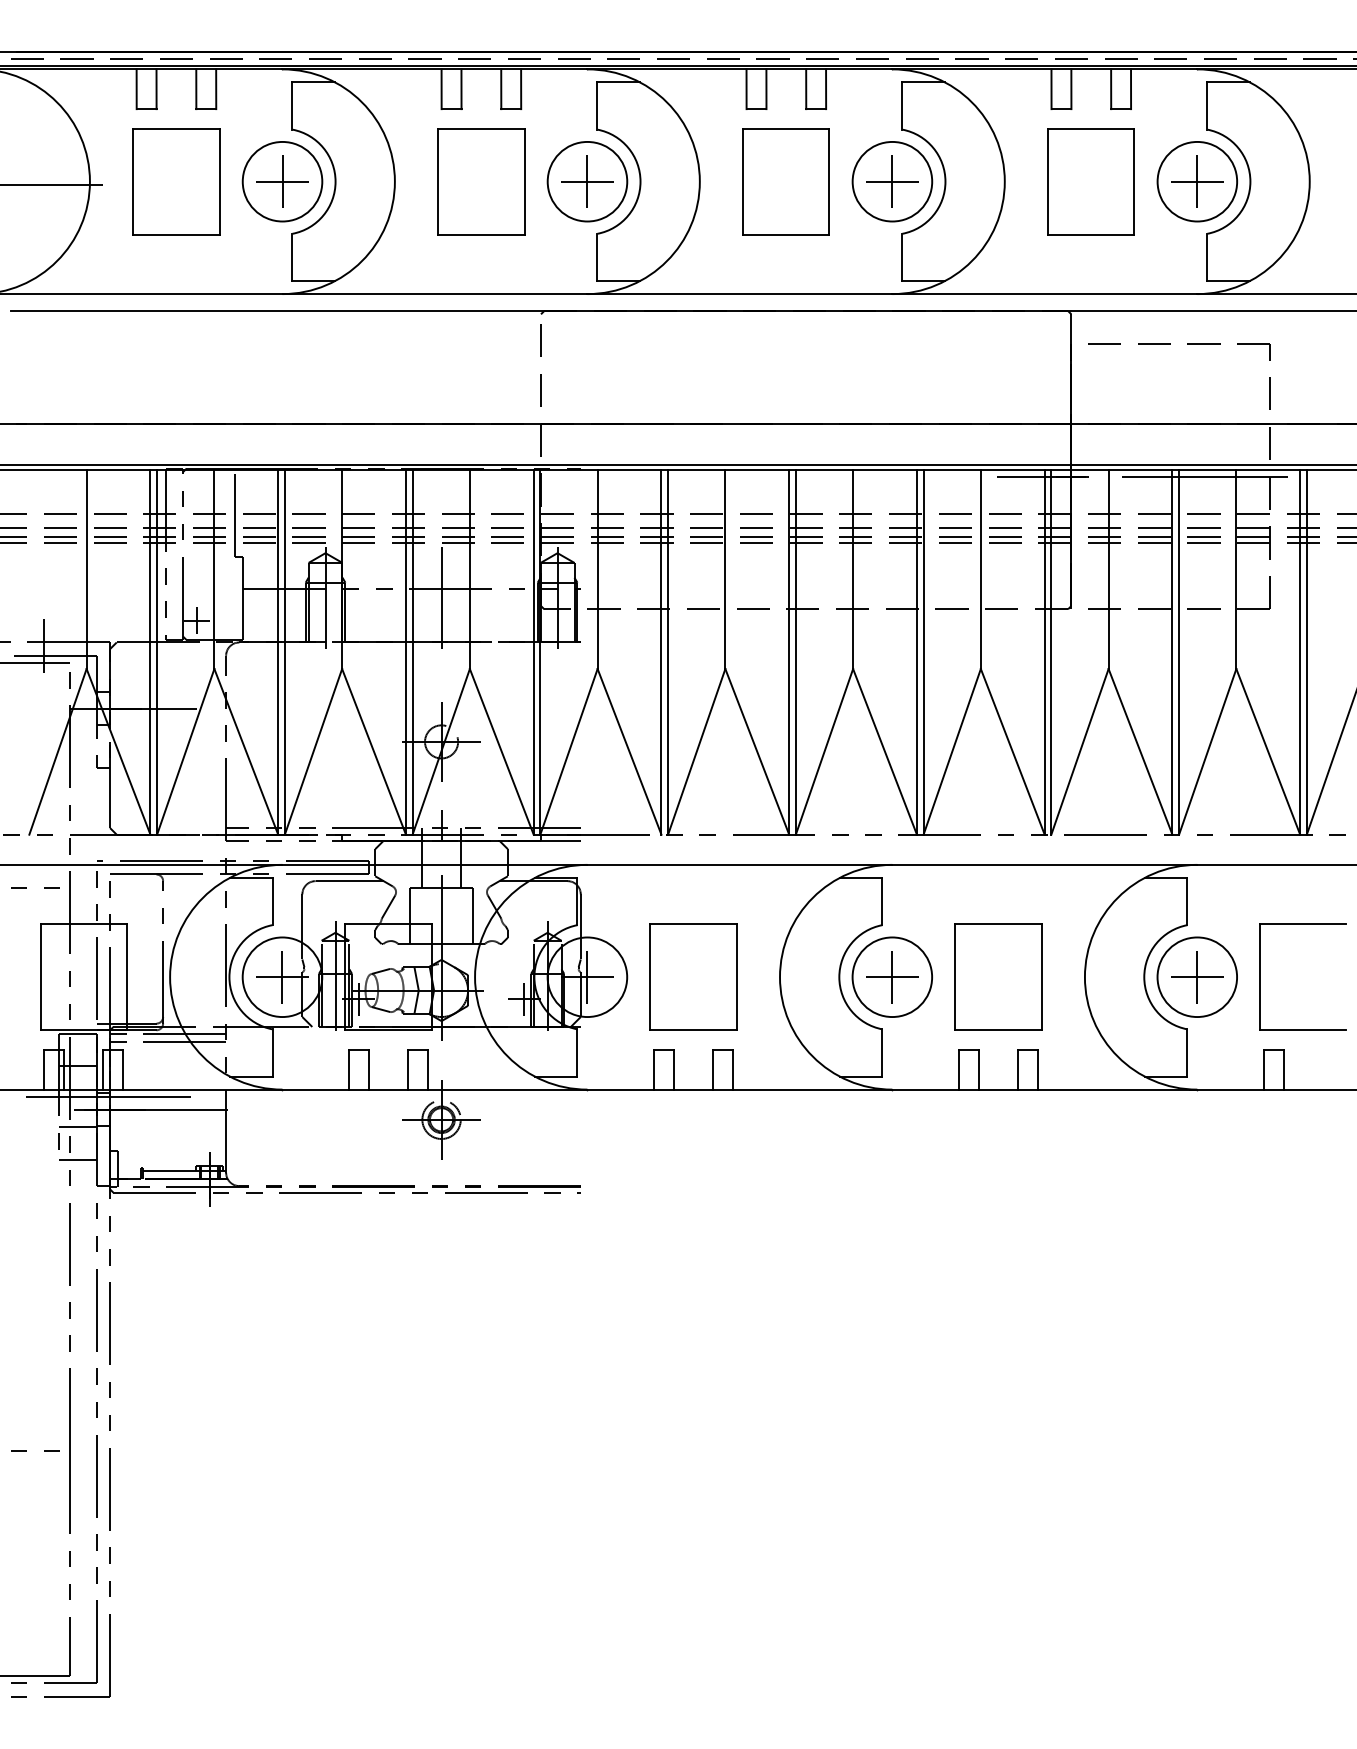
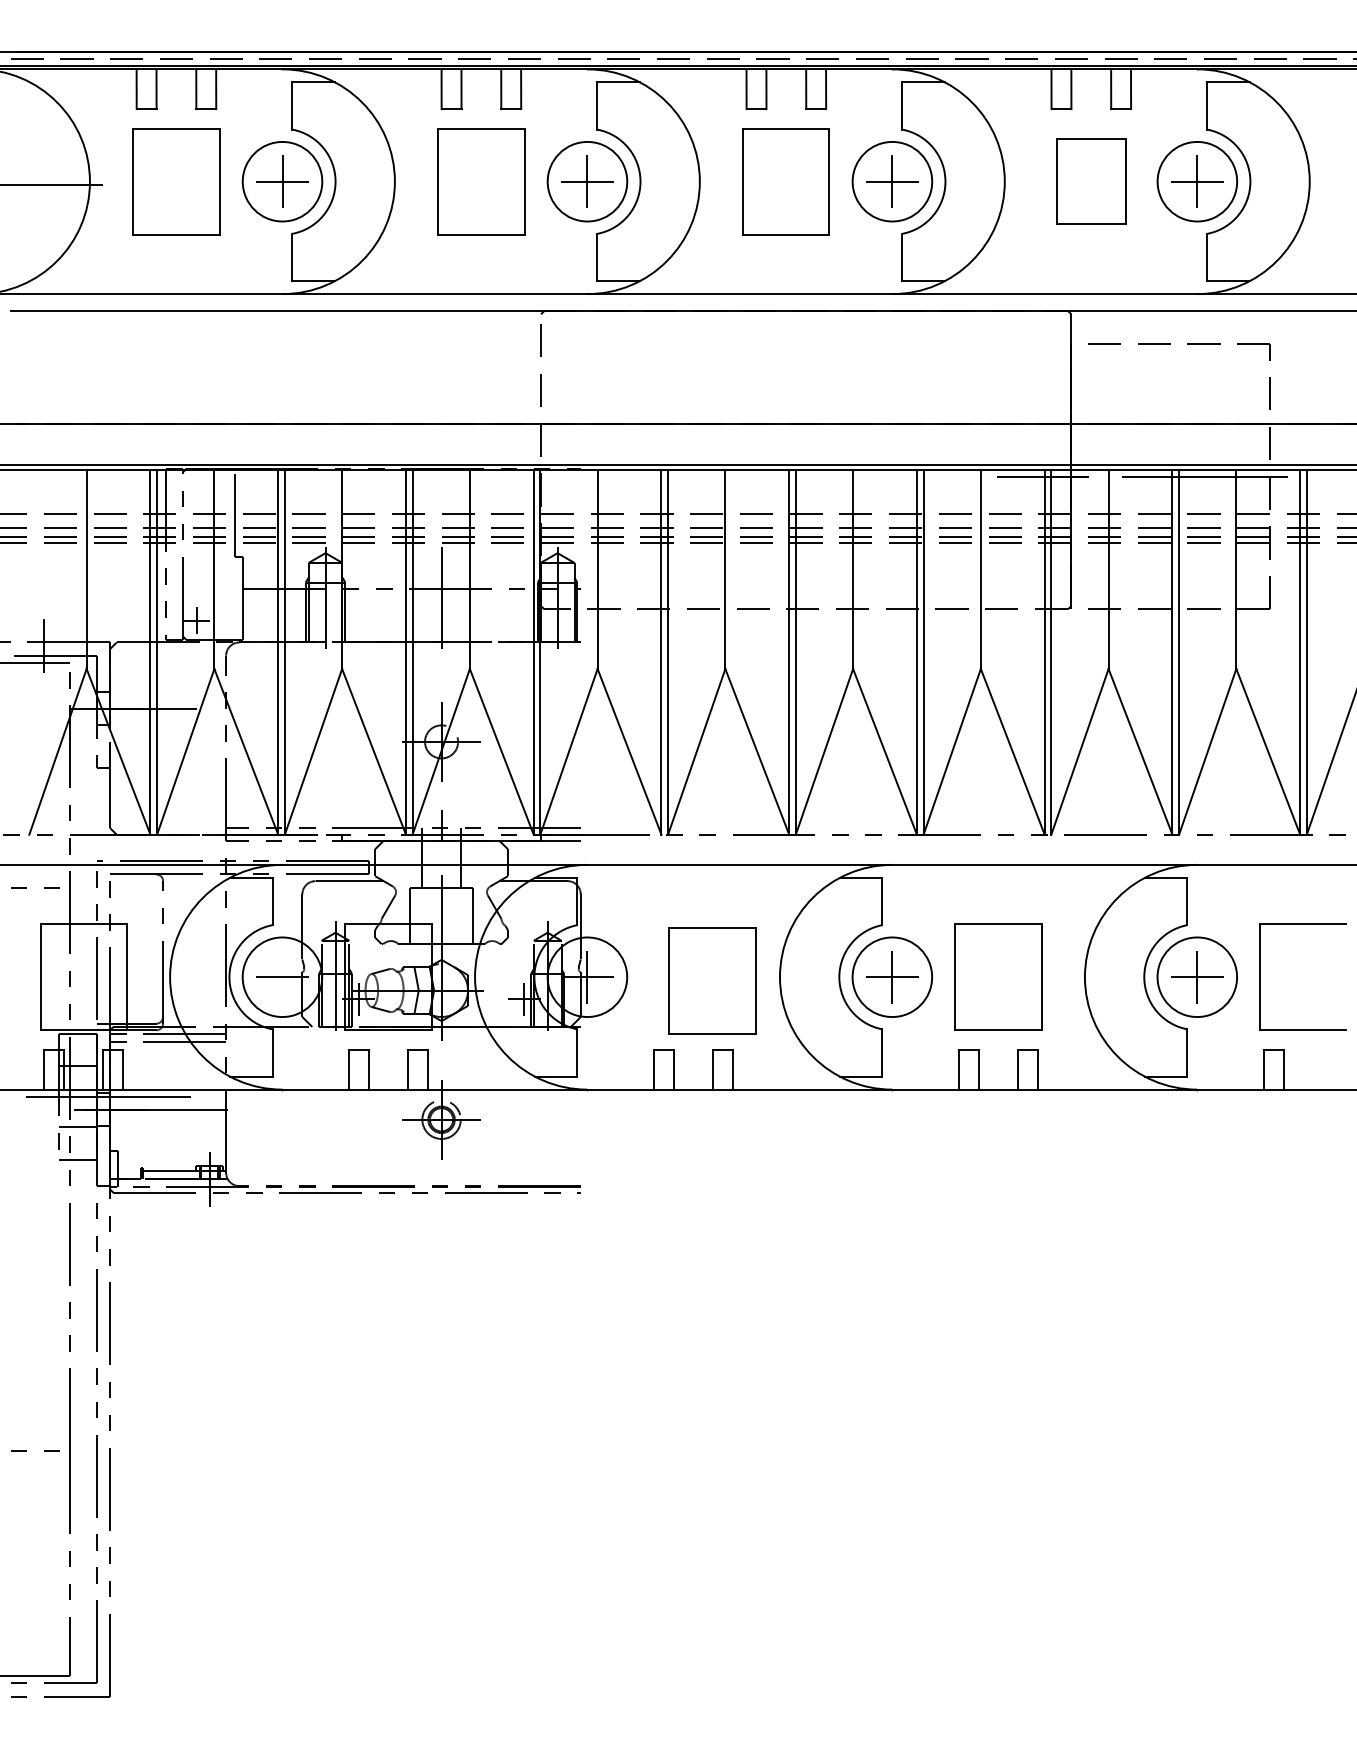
part size: 88x108 px -> 71x87 px (1091, 181)
line: present -> none (282, 976)
part position: (693, 976) -> (712, 980) (712, 980)
